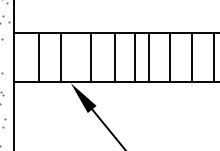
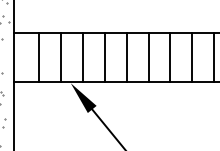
line position: (90, 56) -> (82, 56) (82, 56)
line position: (114, 56) -> (104, 56) (104, 56)
line position: (134, 56) -> (126, 56) (126, 56)
